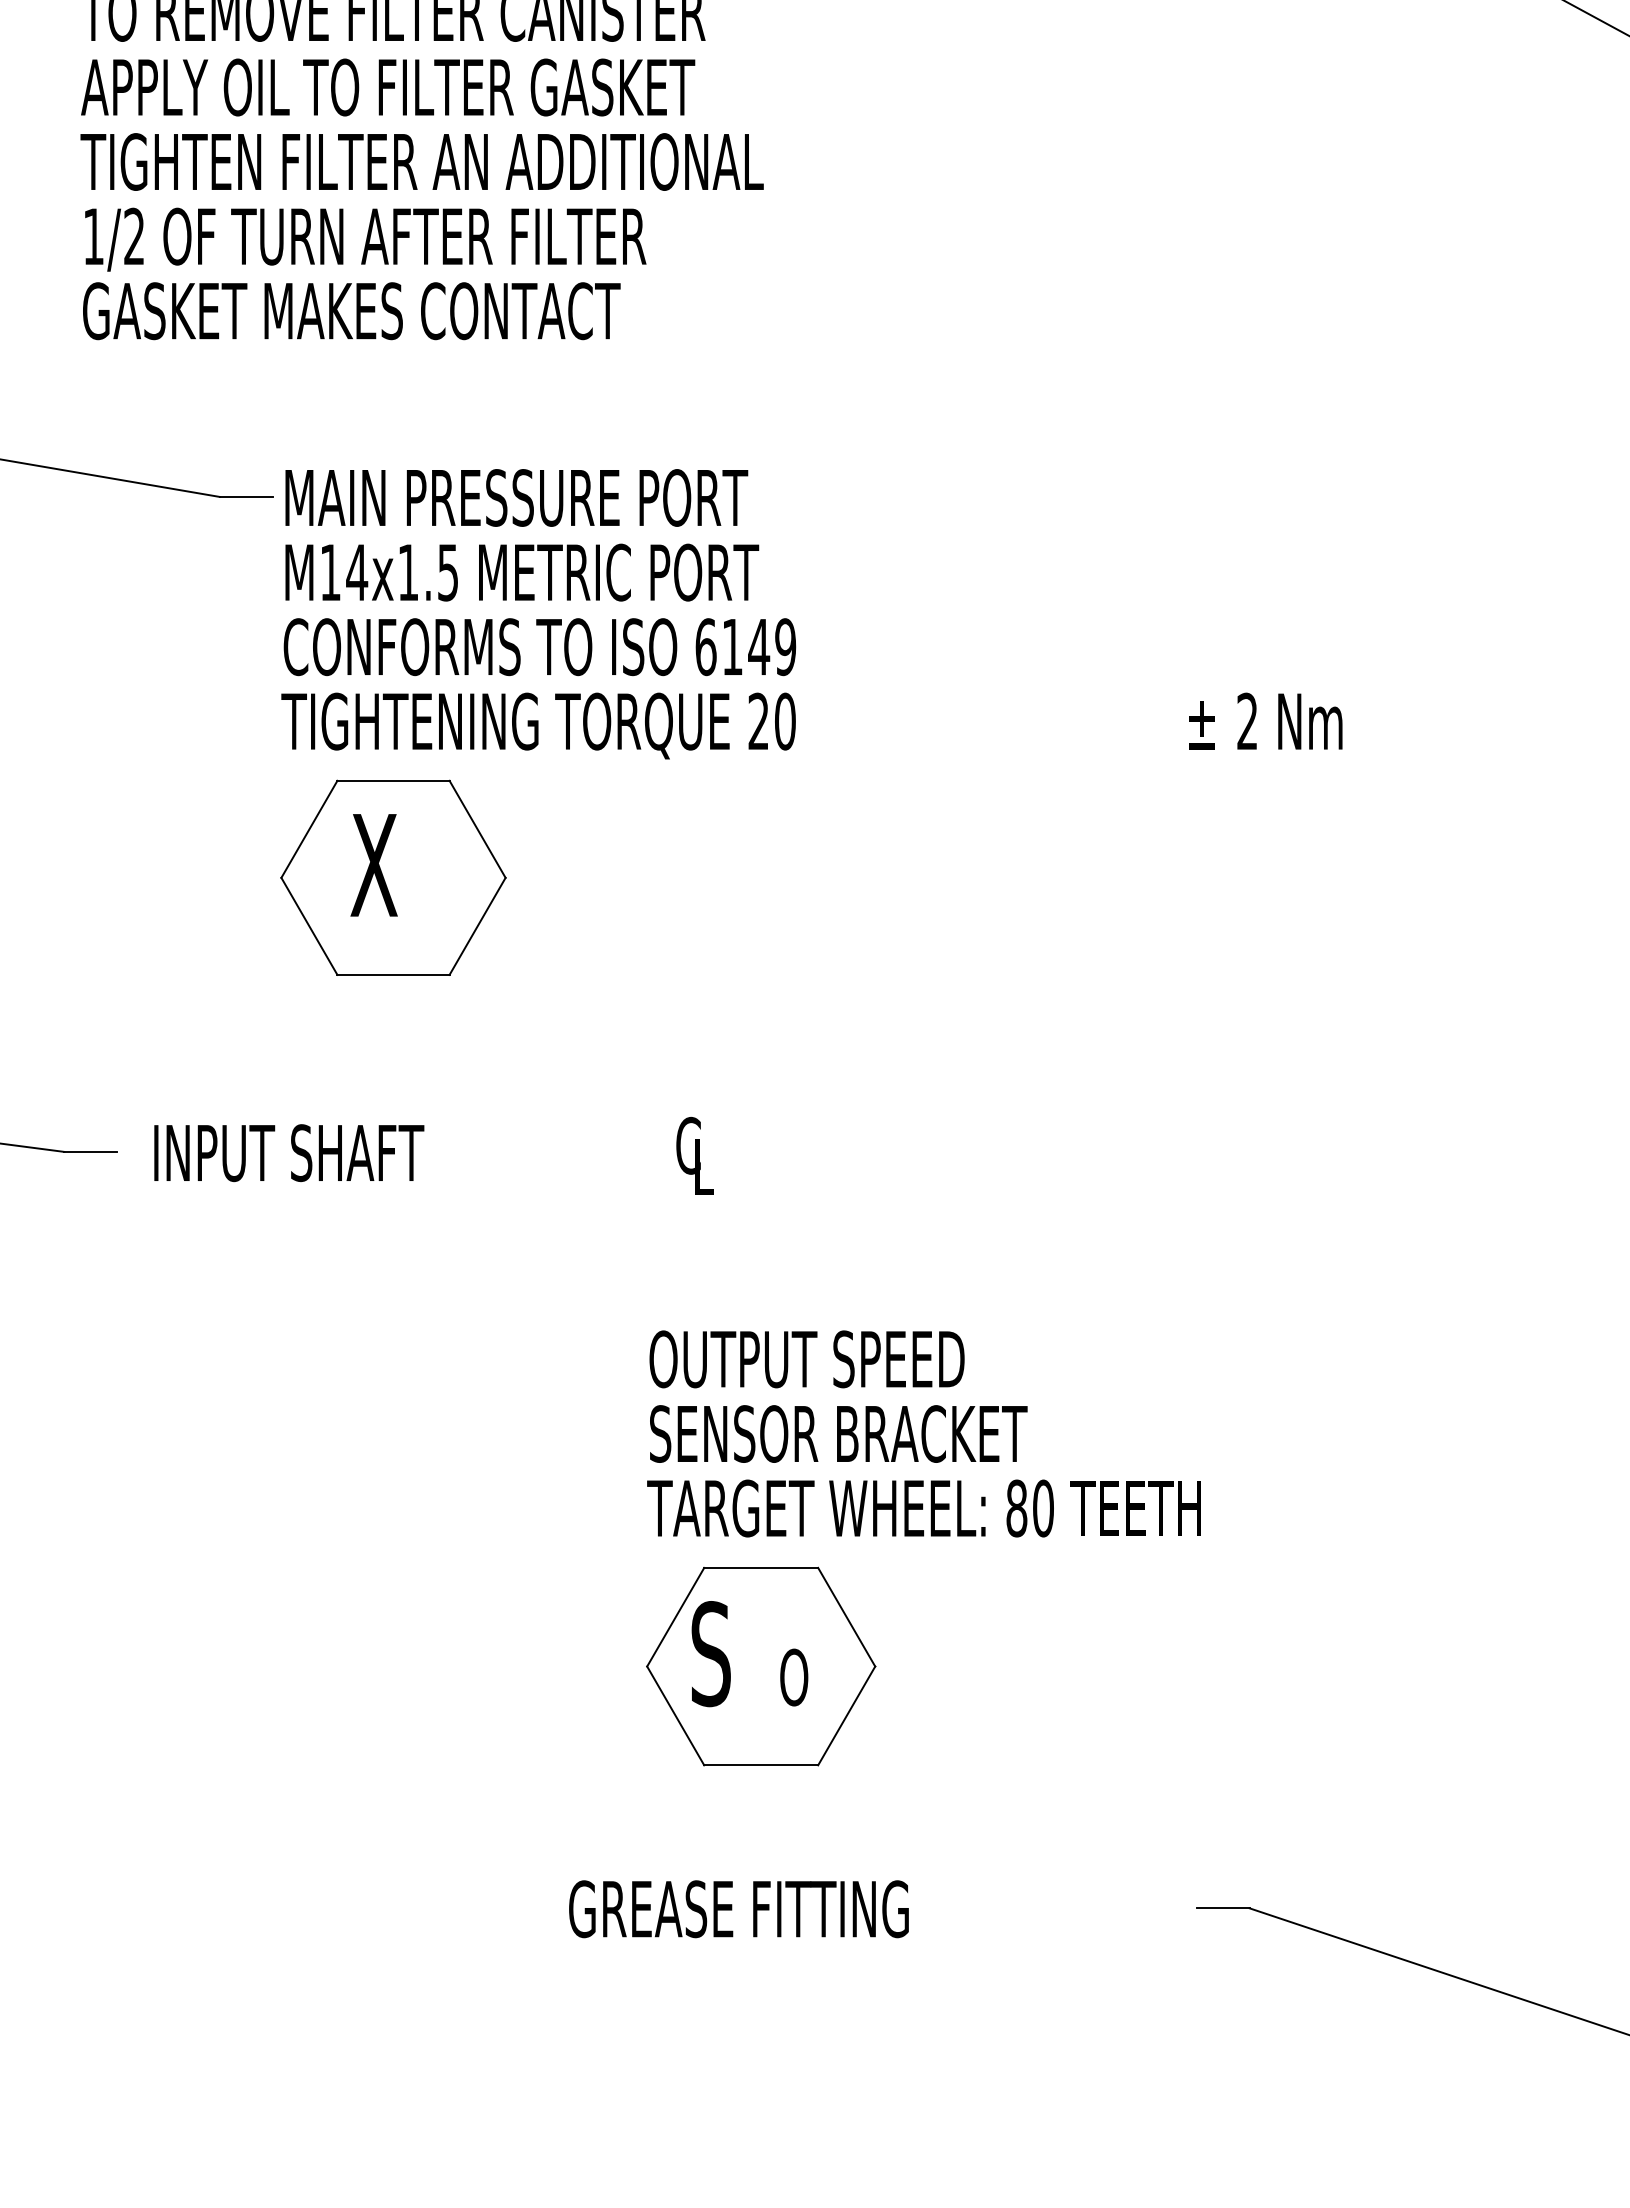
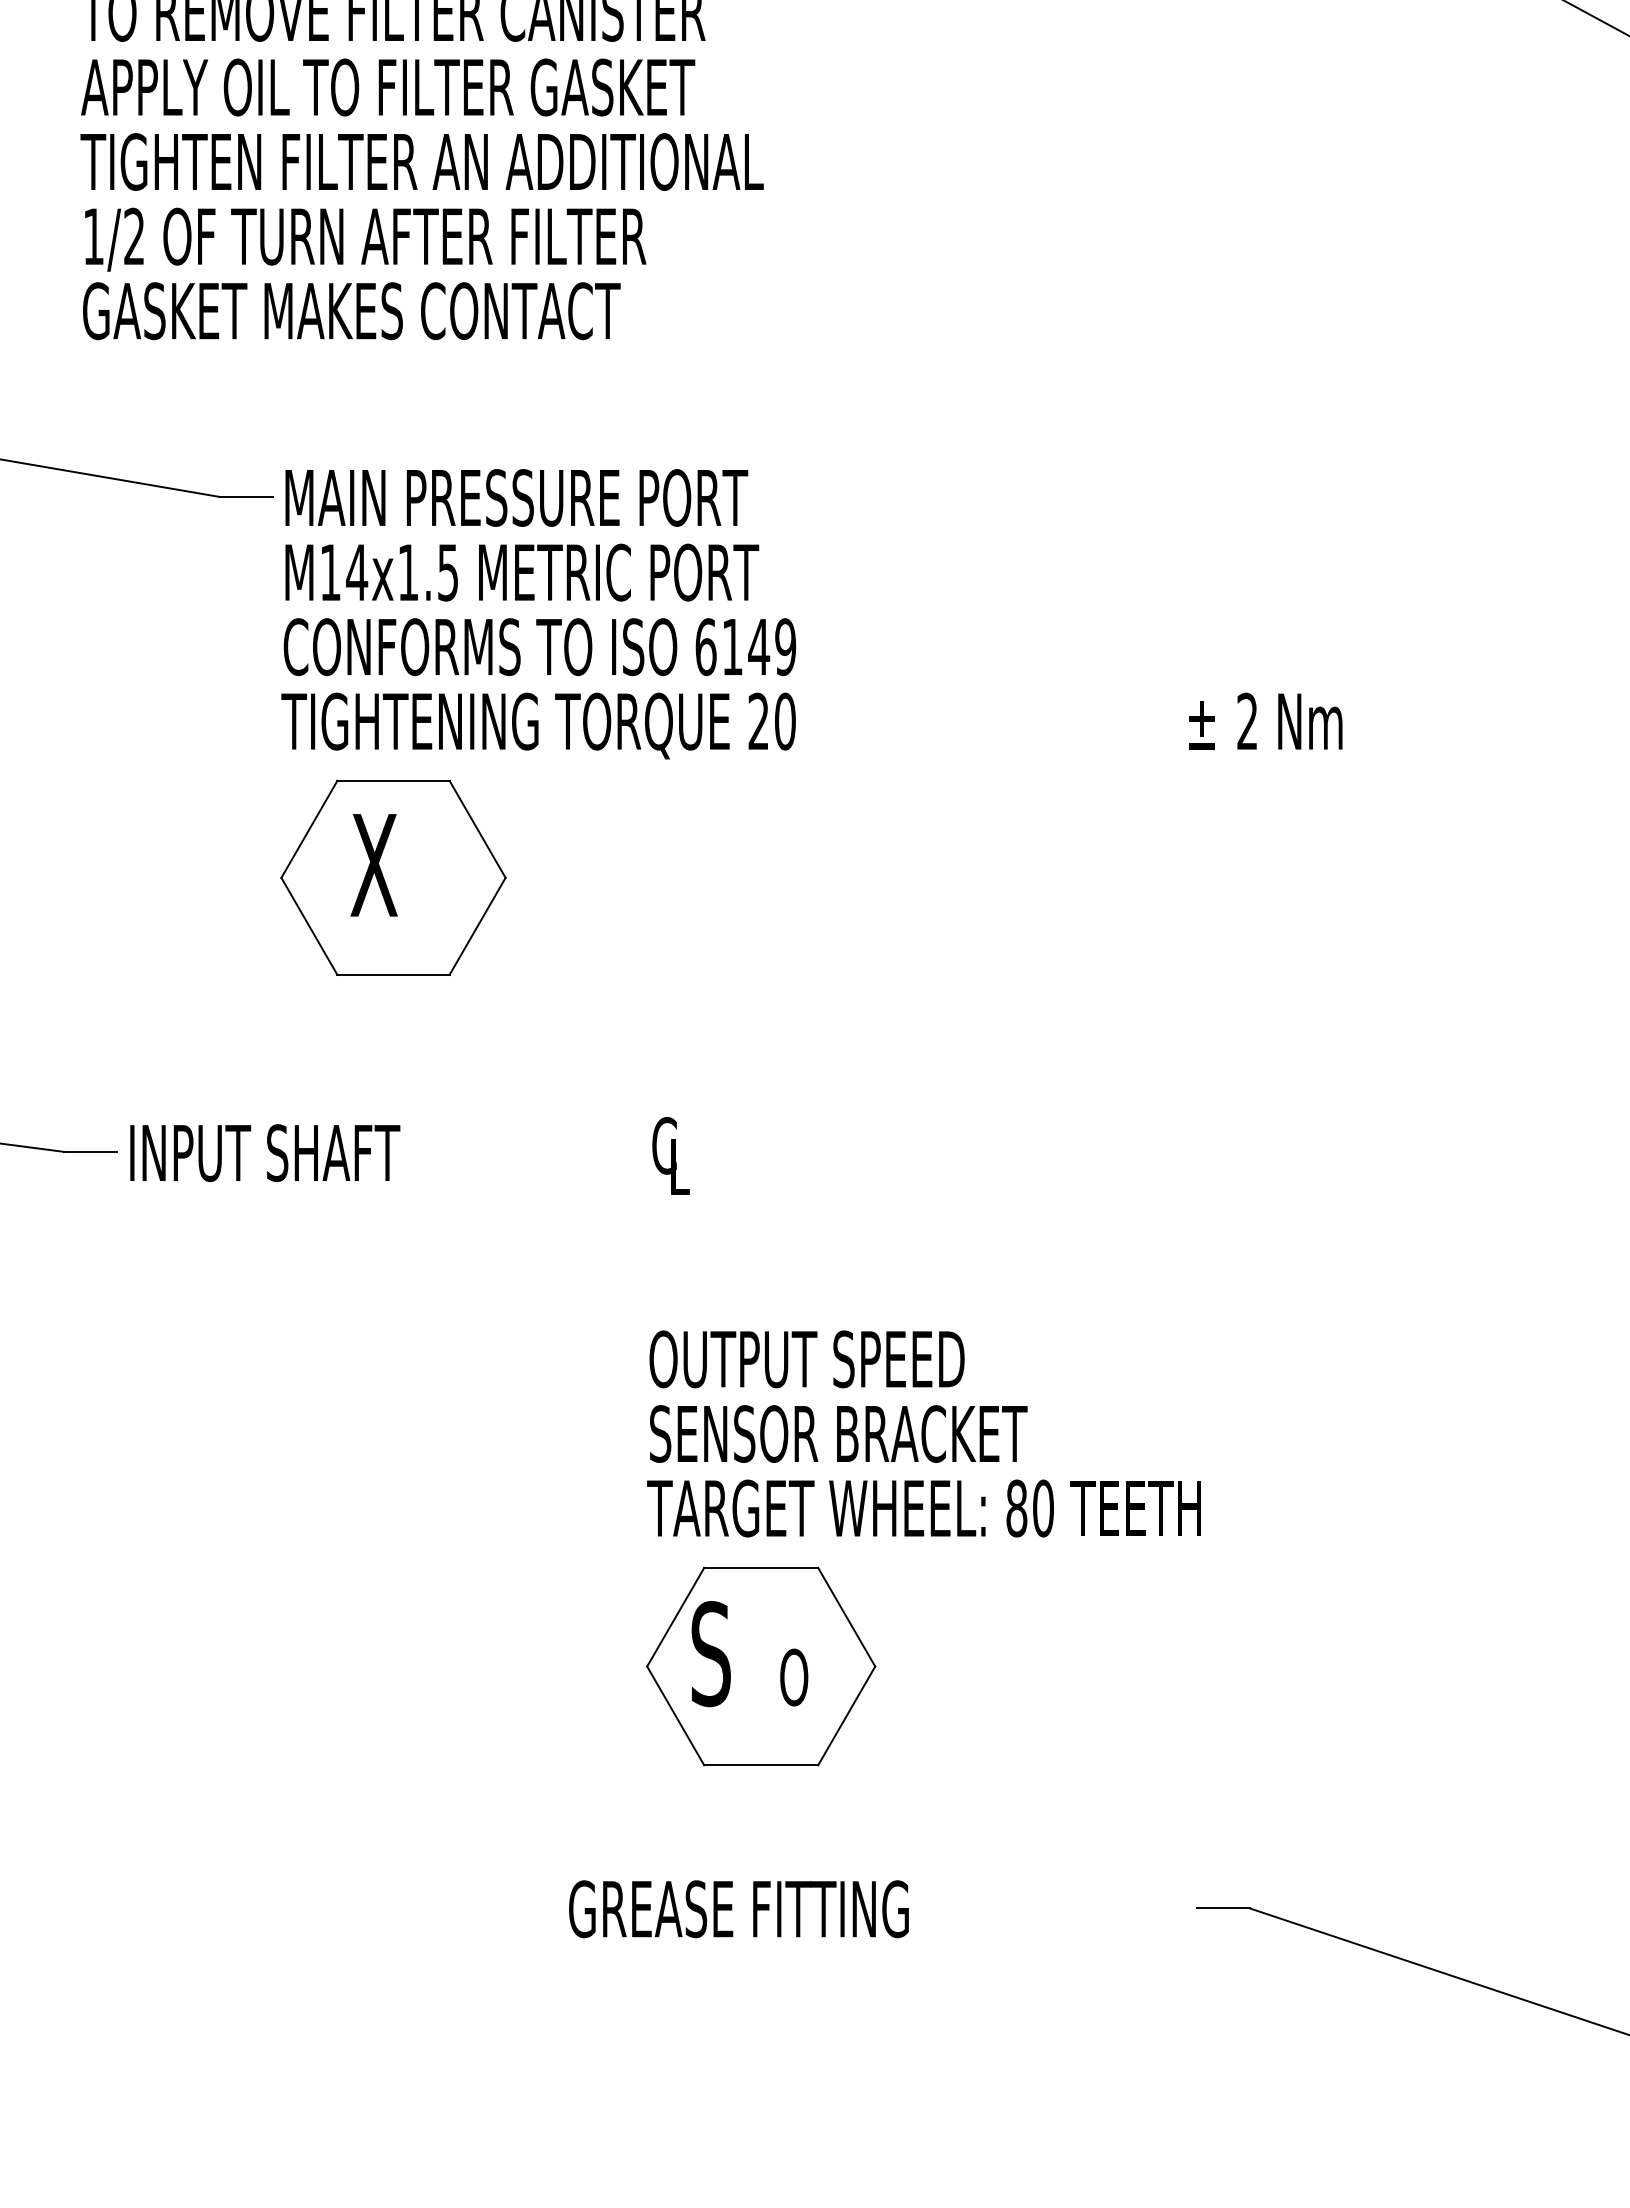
text position: (433, 1155) -> (409, 1155) (409, 1155)
